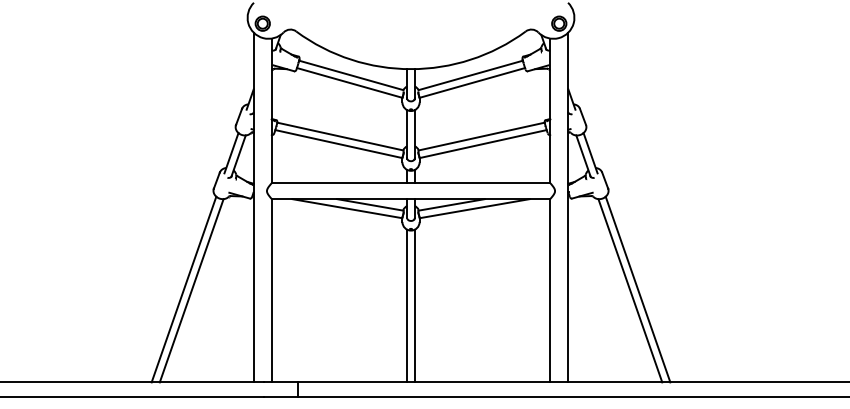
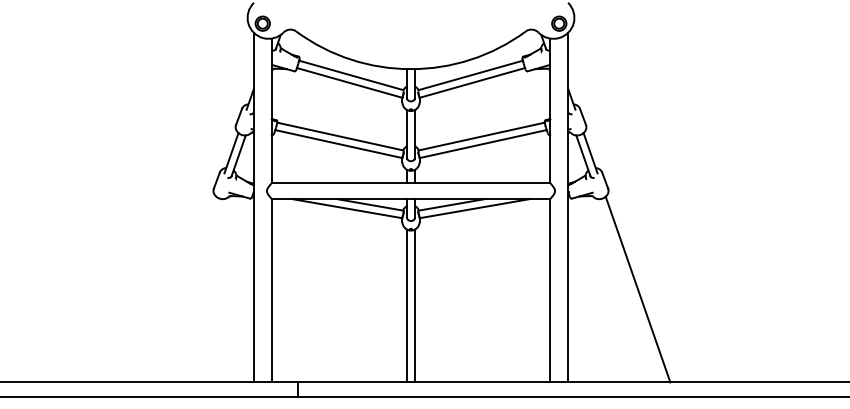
line: present -> none (183, 289)
line: present -> none (191, 290)
line: present -> none (630, 290)
